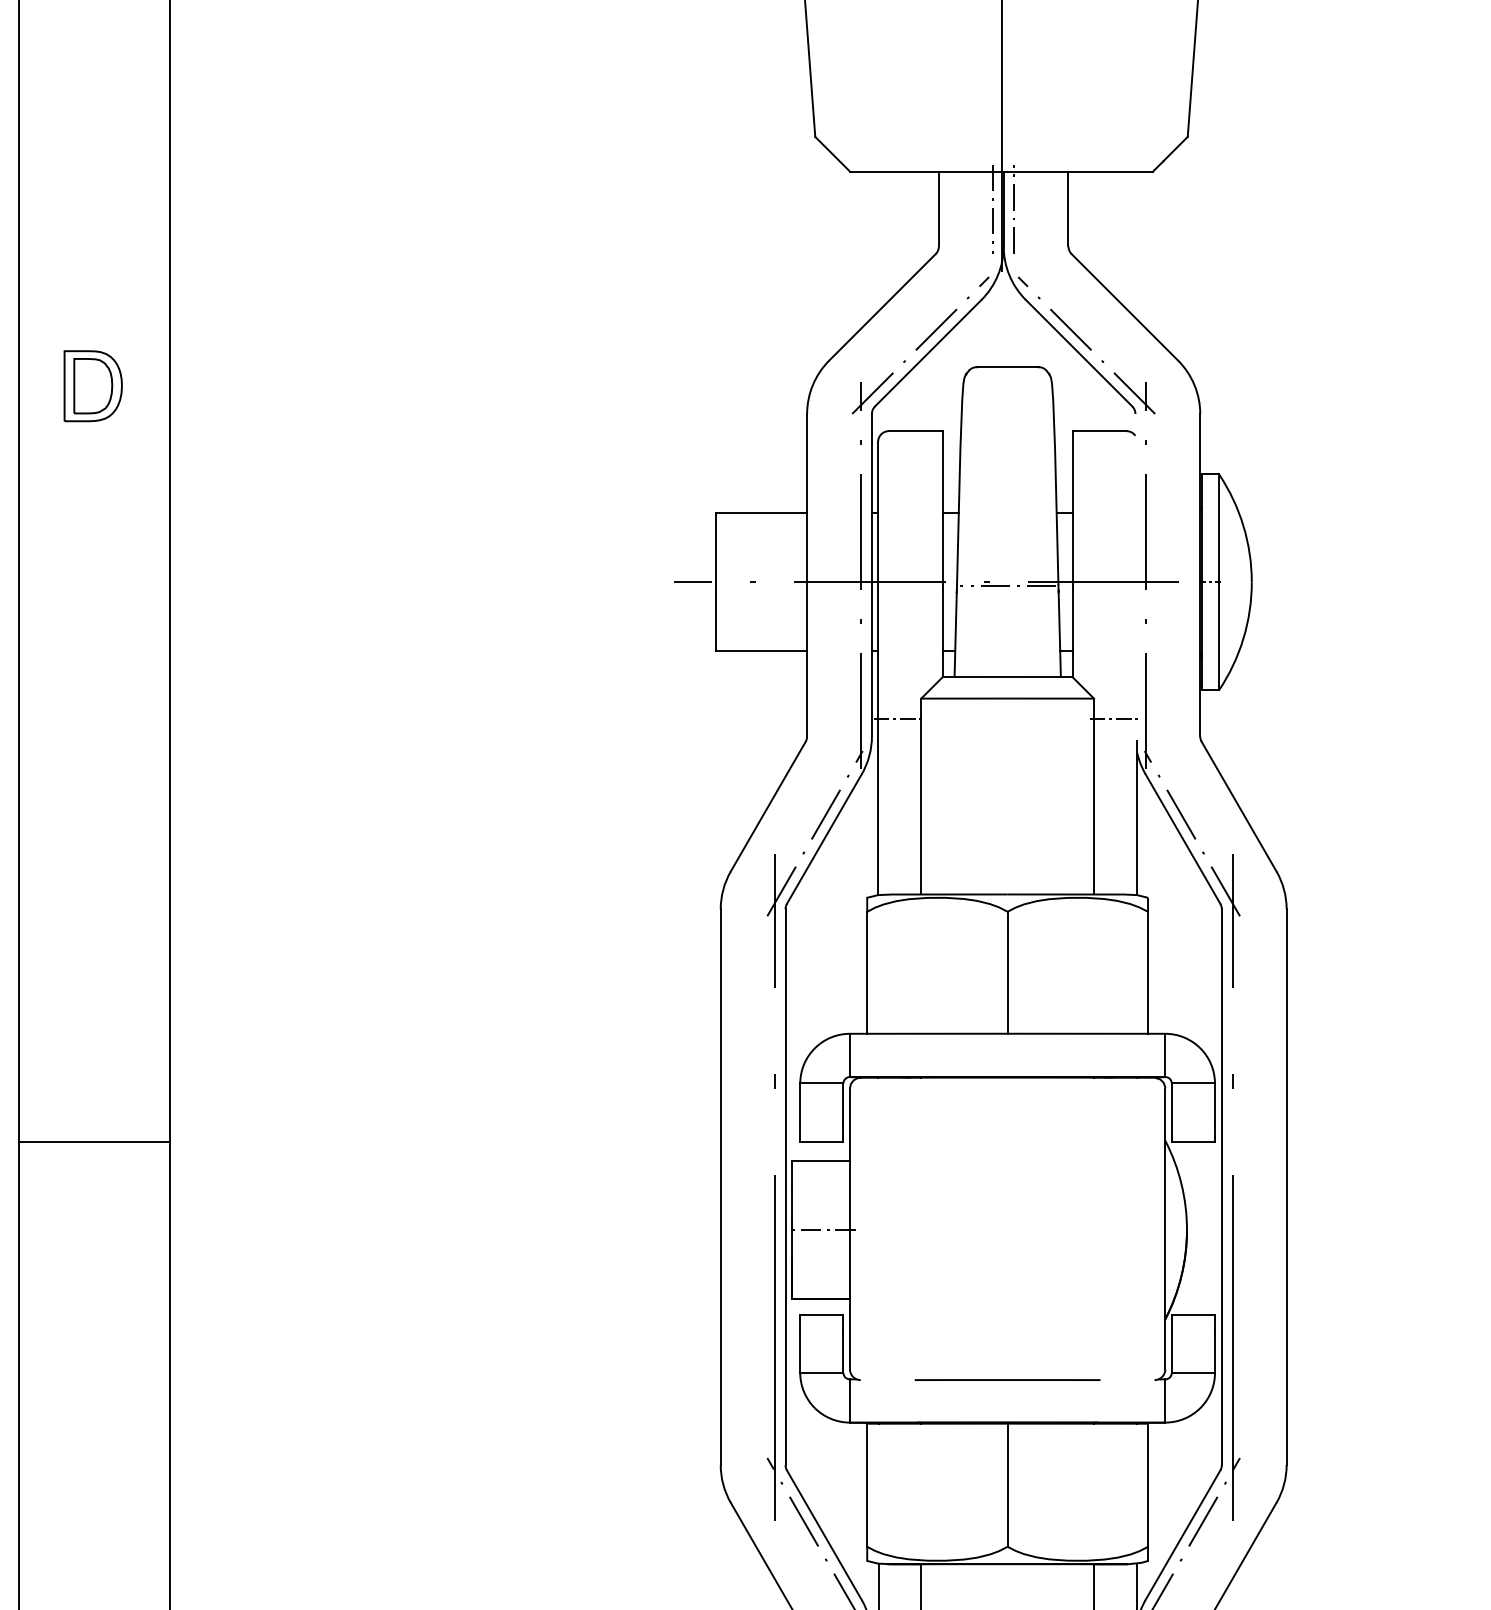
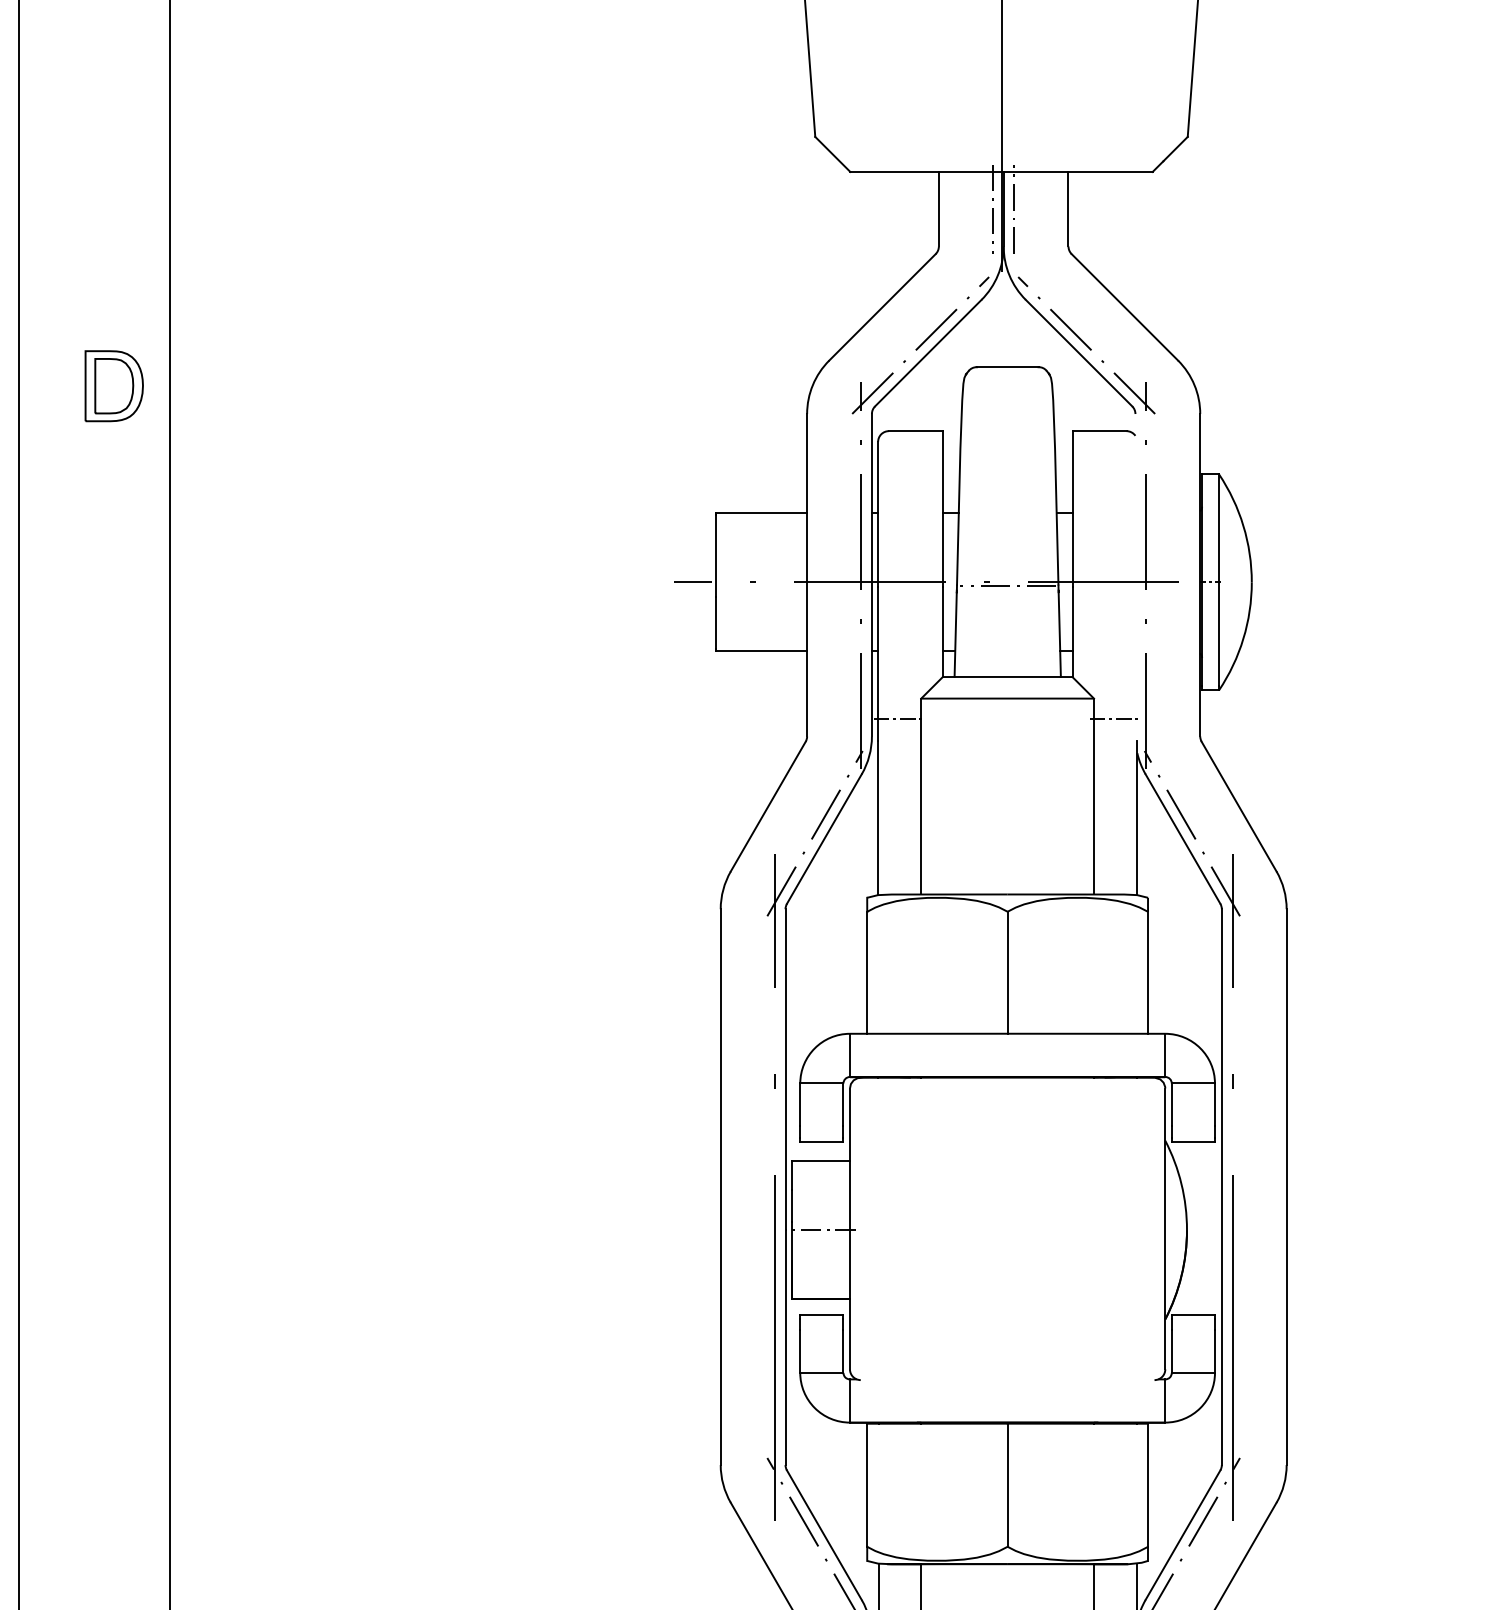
part position: (92, 386) -> (113, 386) (113, 386)
line: present -> none (94, 1142)
line: present -> none (1007, 1379)
